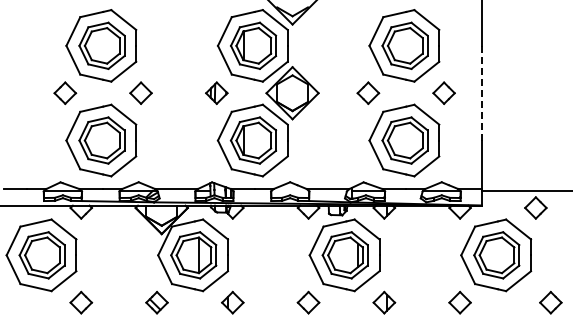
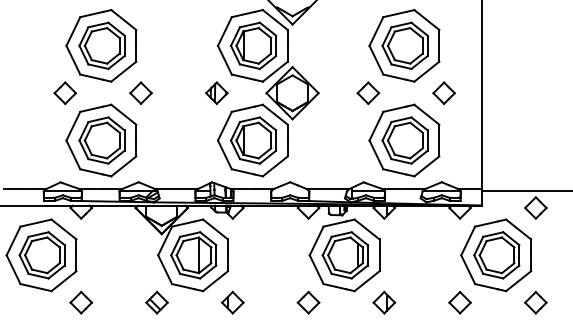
line: dashed -> solid (481, 93)
part position: (550, 302) -> (535, 302) (535, 302)
